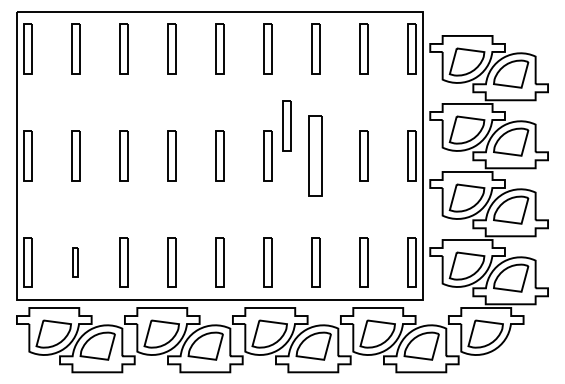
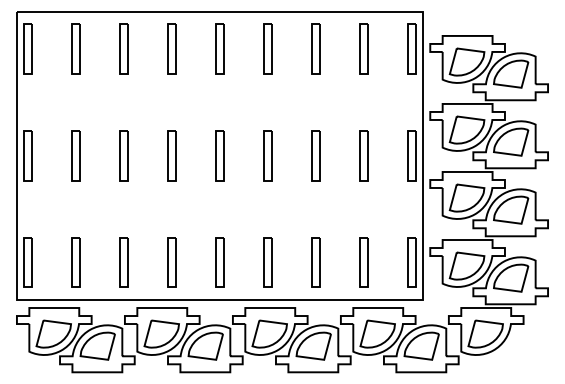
part: present -> none (286, 125)
part size: 15x82 px -> 10x52 px (315, 155)
part size: 7x31 px -> 10x51 px (75, 262)
